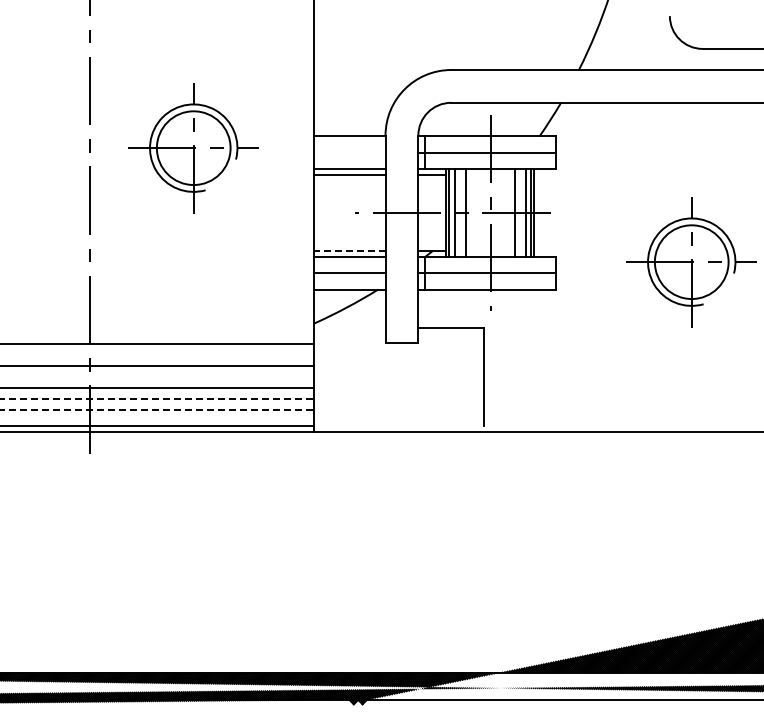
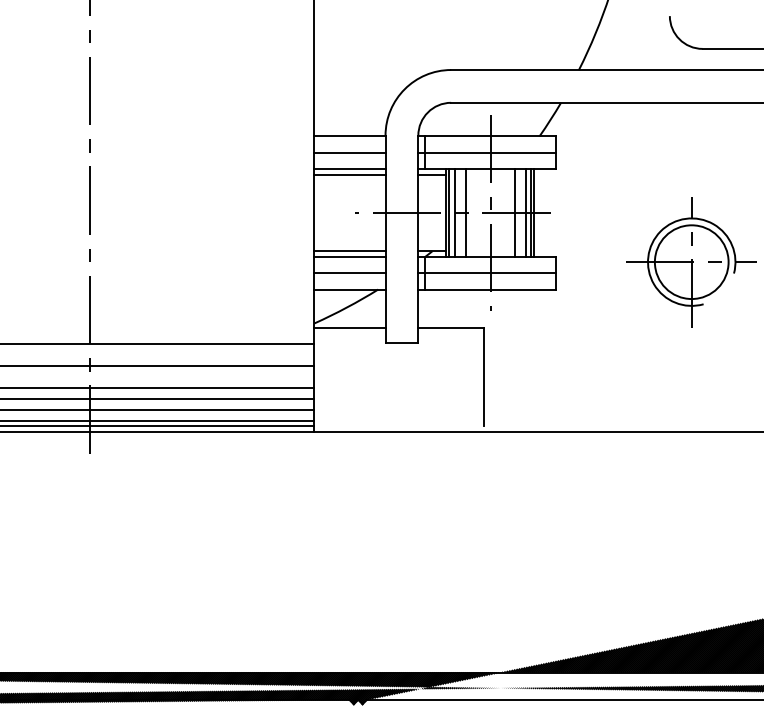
part: present -> none (193, 148)
line: none -> present (349, 152)
line: dashed -> solid (350, 251)
line: none -> present (349, 327)
line: dashed -> solid (157, 398)
line: dashed -> solid (157, 409)
line: none -> present (158, 420)
